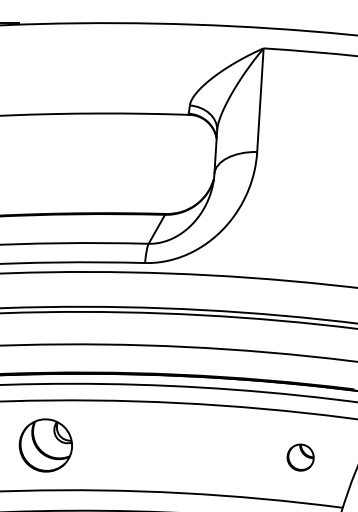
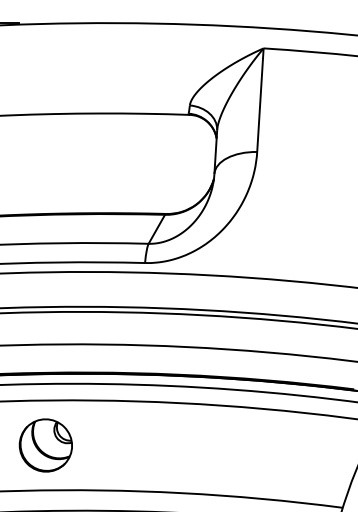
part: present -> none (300, 457)
